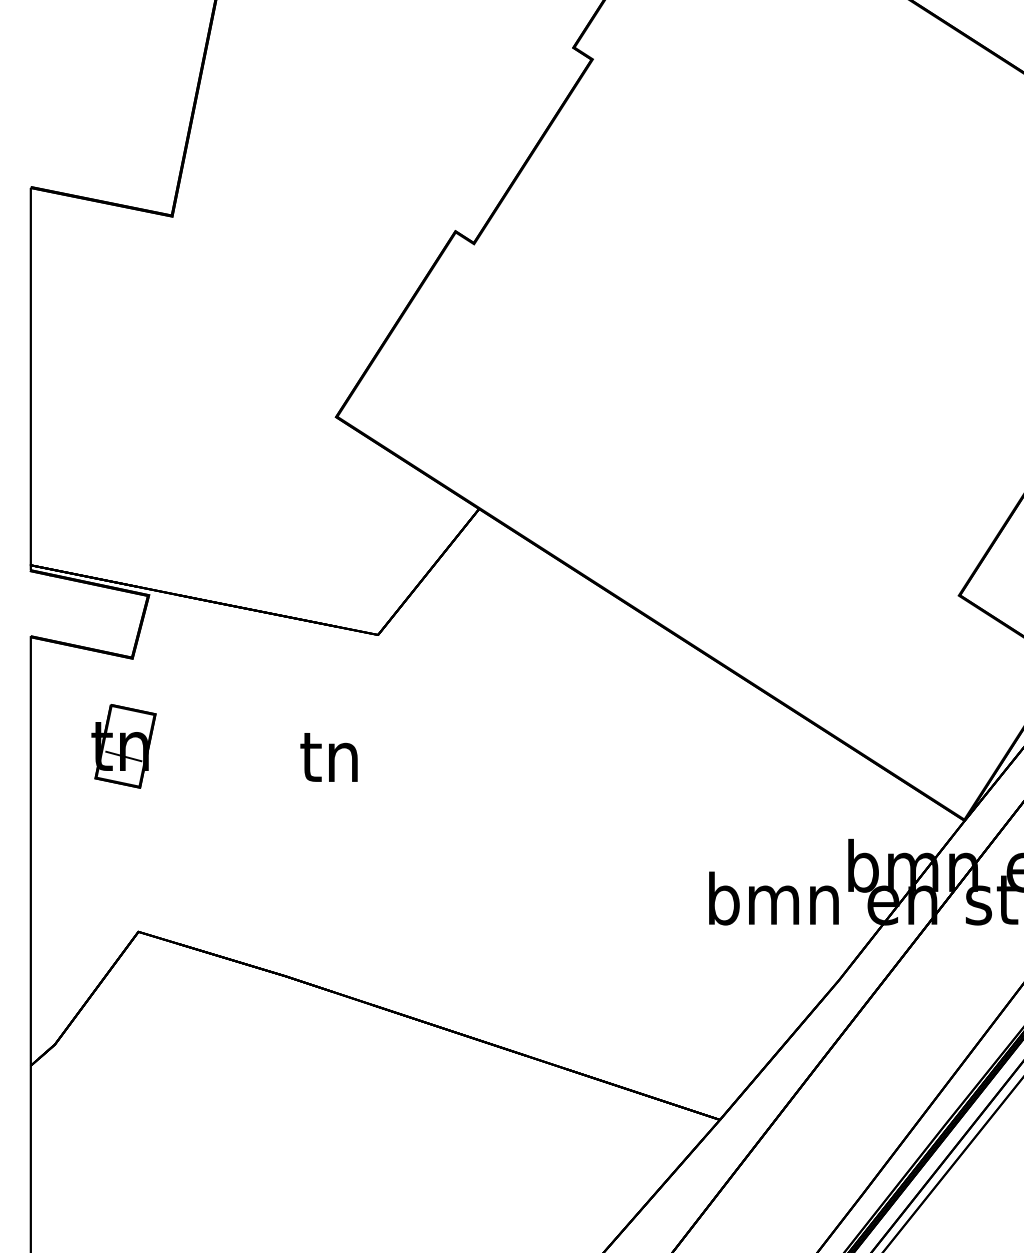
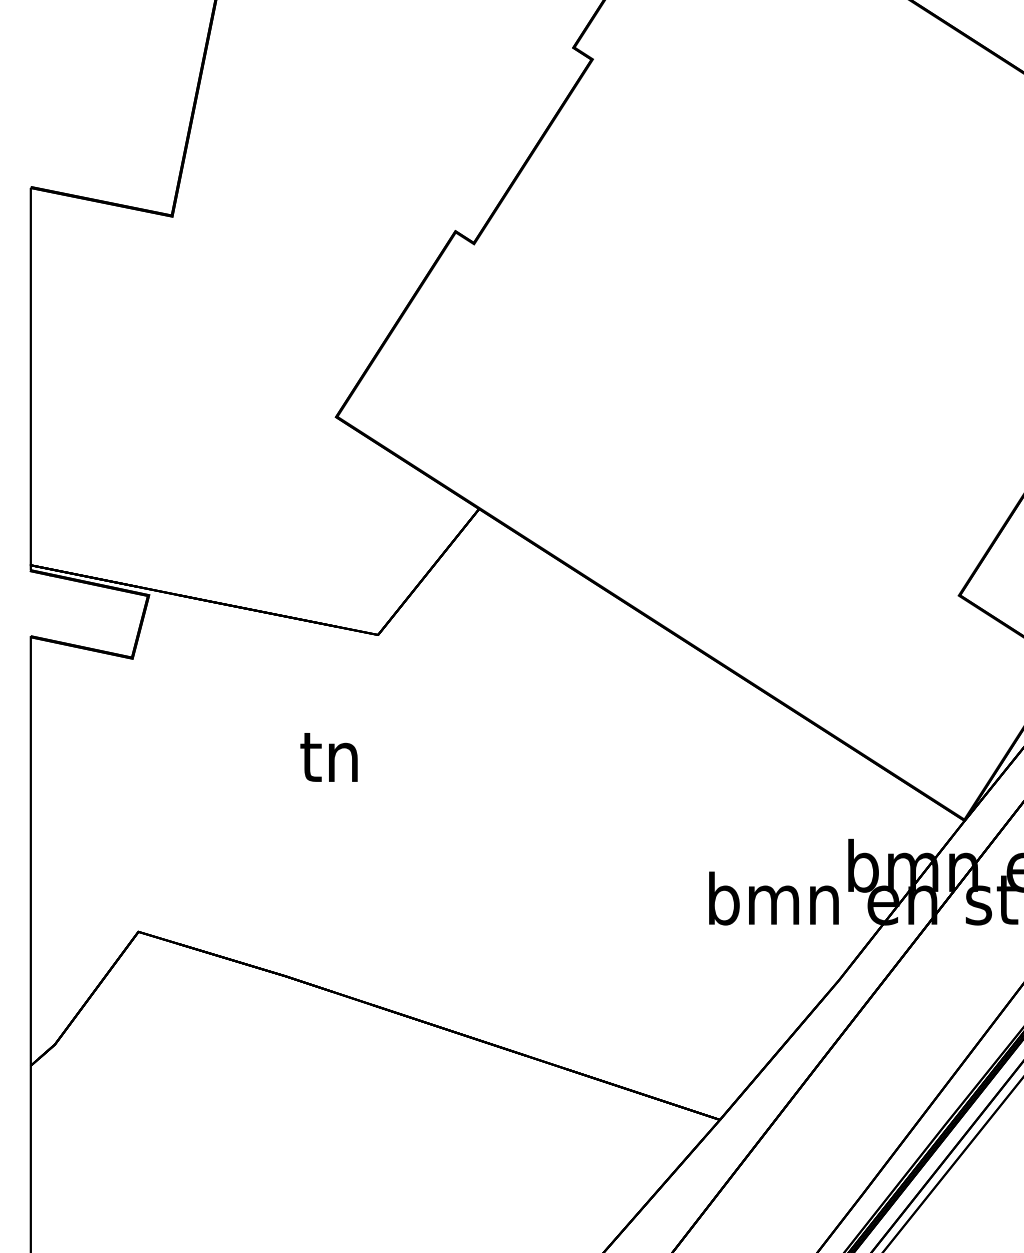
part: present -> none (123, 746)
